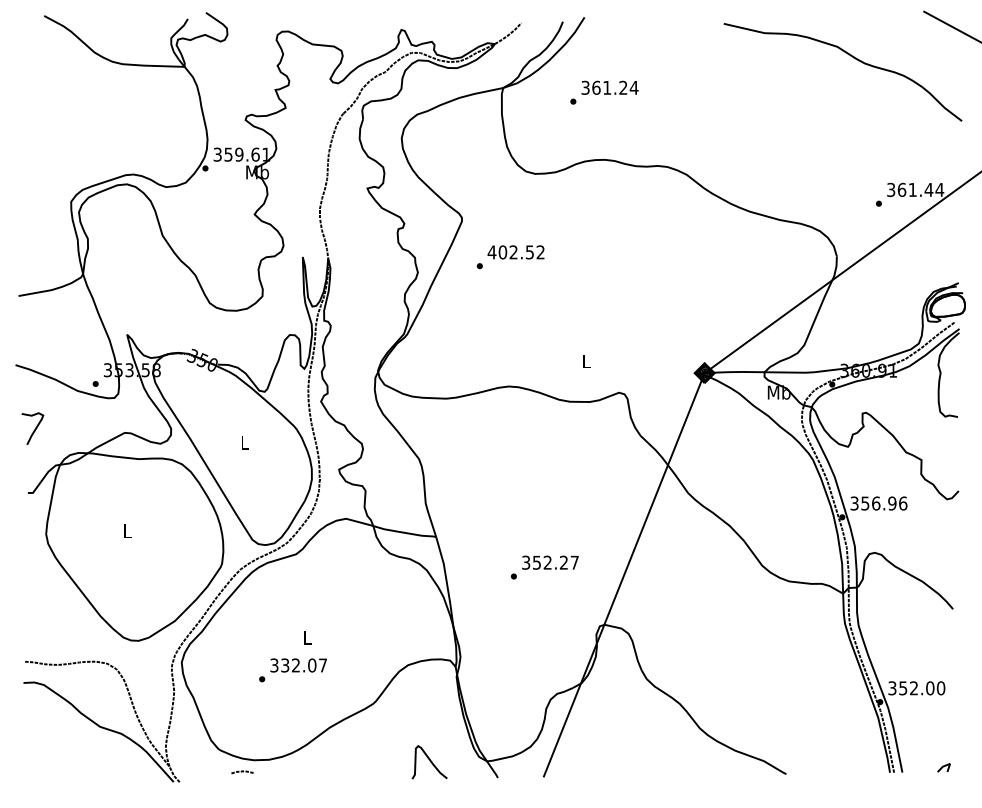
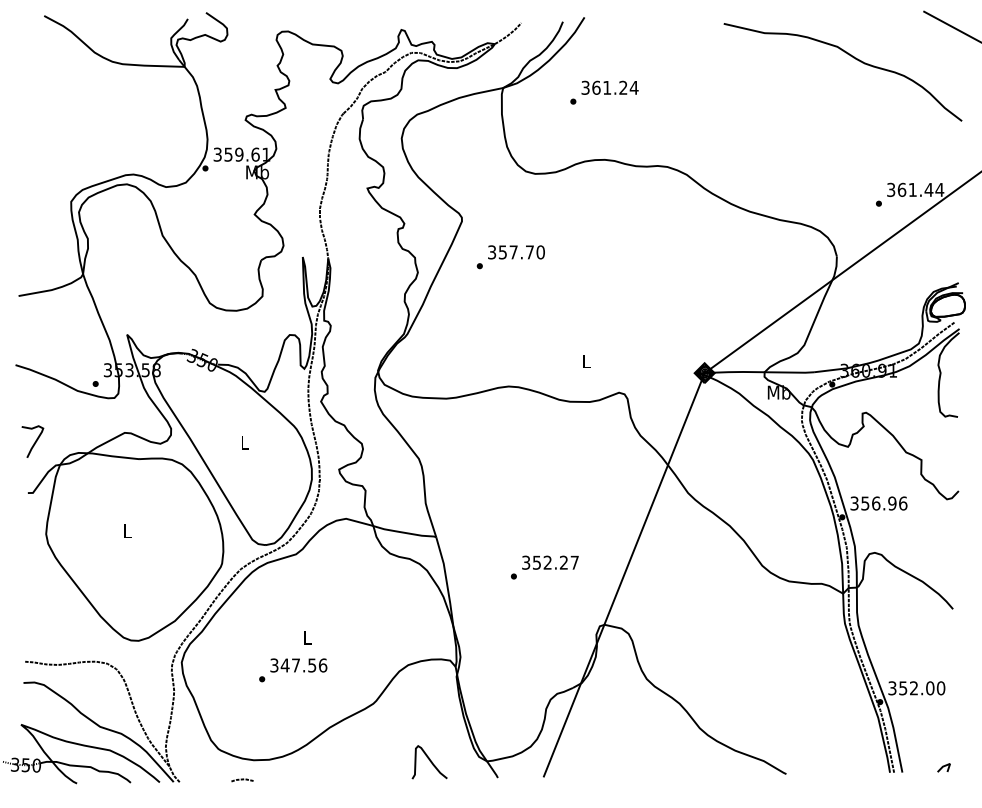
text: 402.52 -> 357.70 (515, 252)
curve position: (34, 429) -> (34, 442) (34, 442)
text: 332.07 -> 347.56 (303, 665)
part: none -> present (82, 746)
line position: (242, 772) -> (242, 780) (242, 780)
